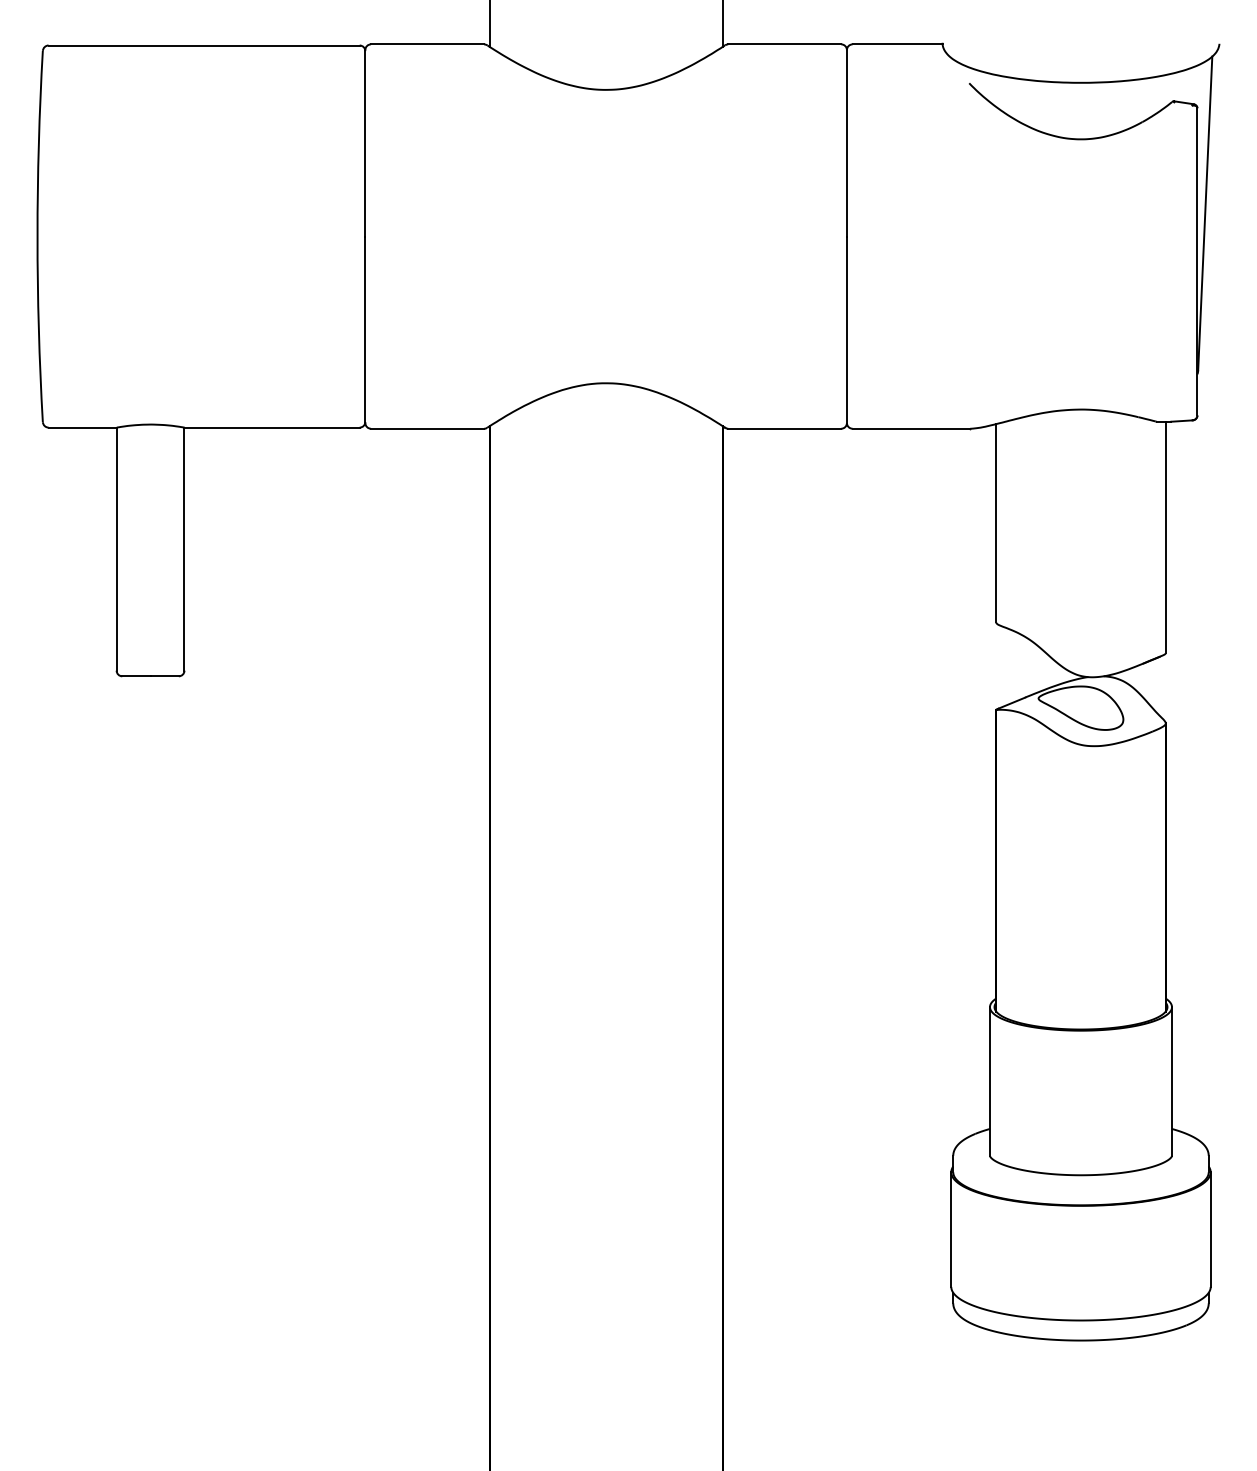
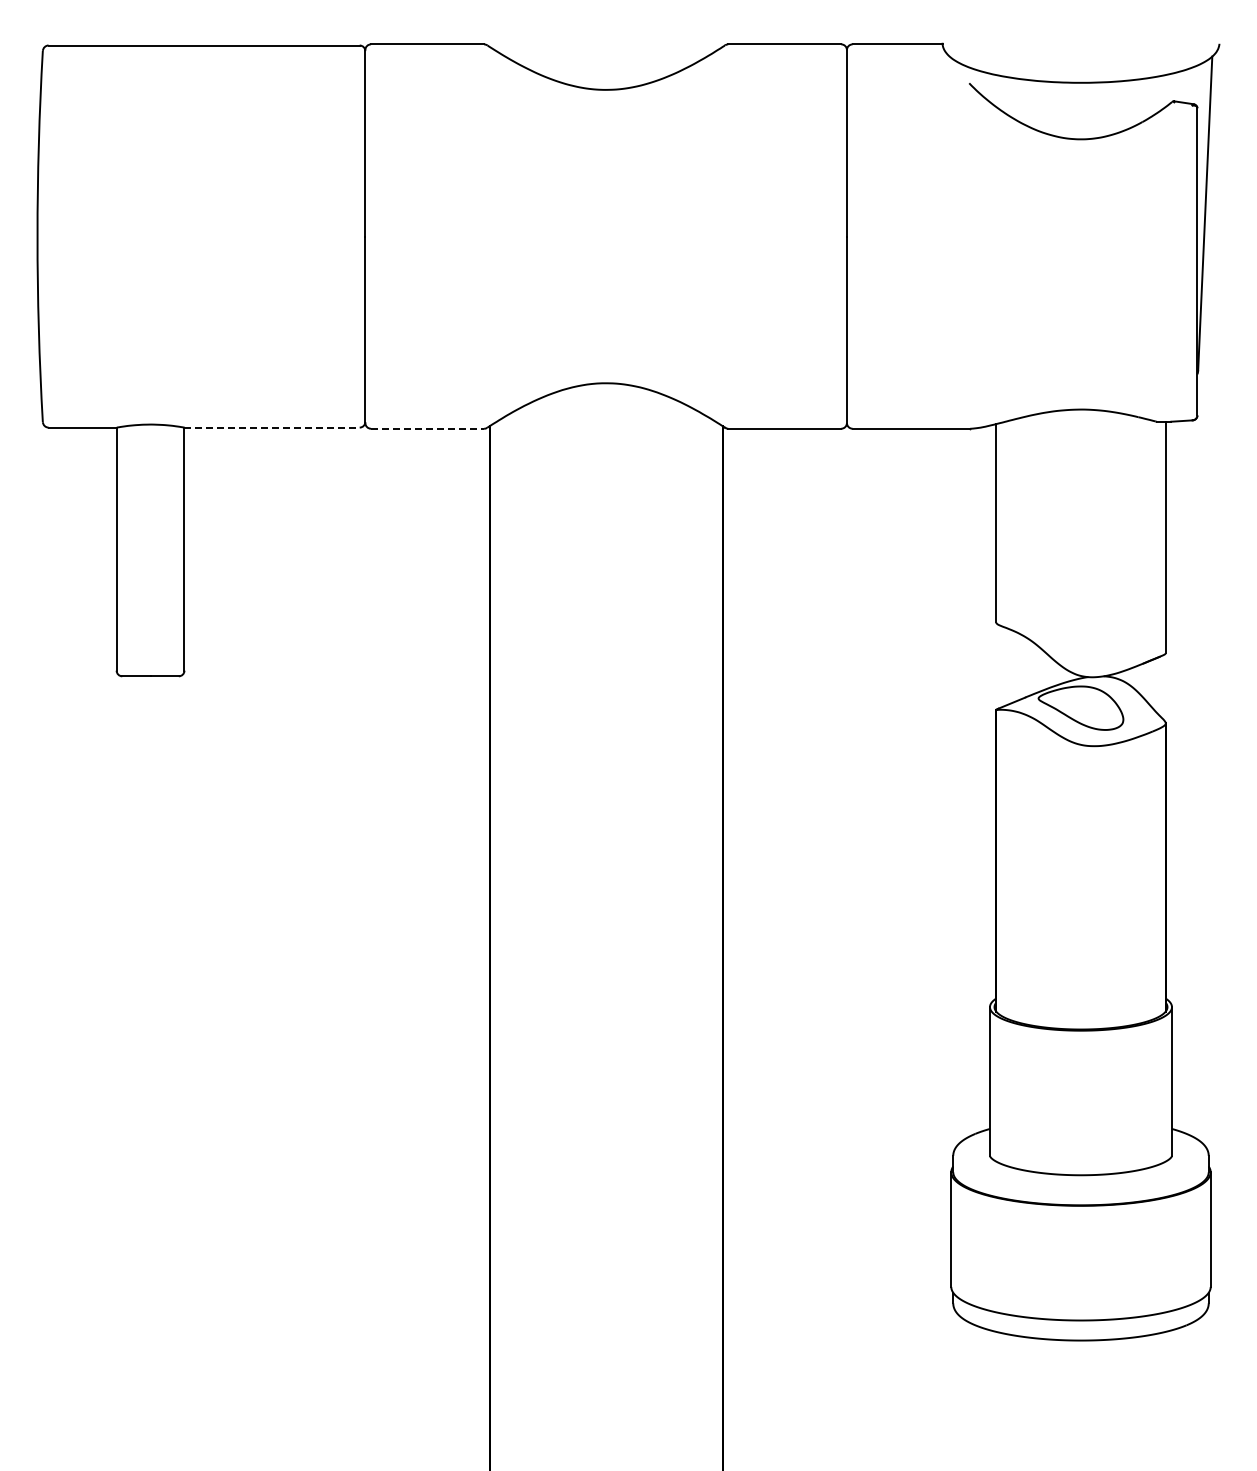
line: present -> none (489, 24)
line: present -> none (722, 24)
line: solid -> dashed (272, 427)
line: solid -> dashed (427, 428)
